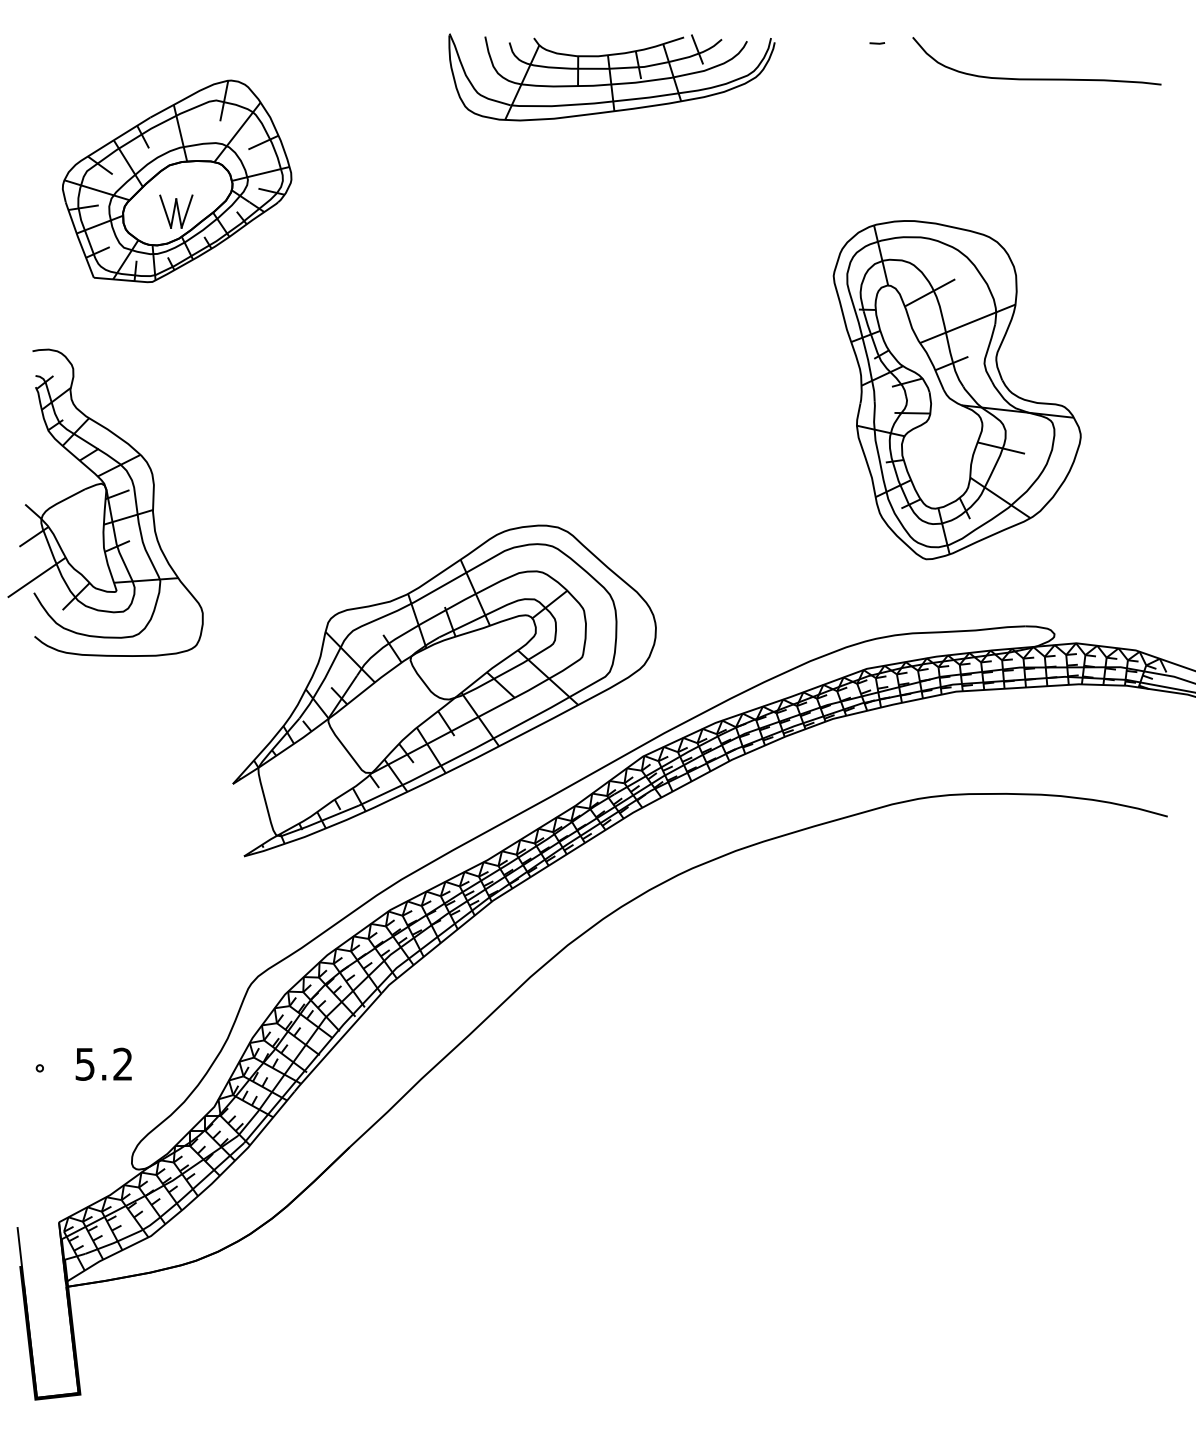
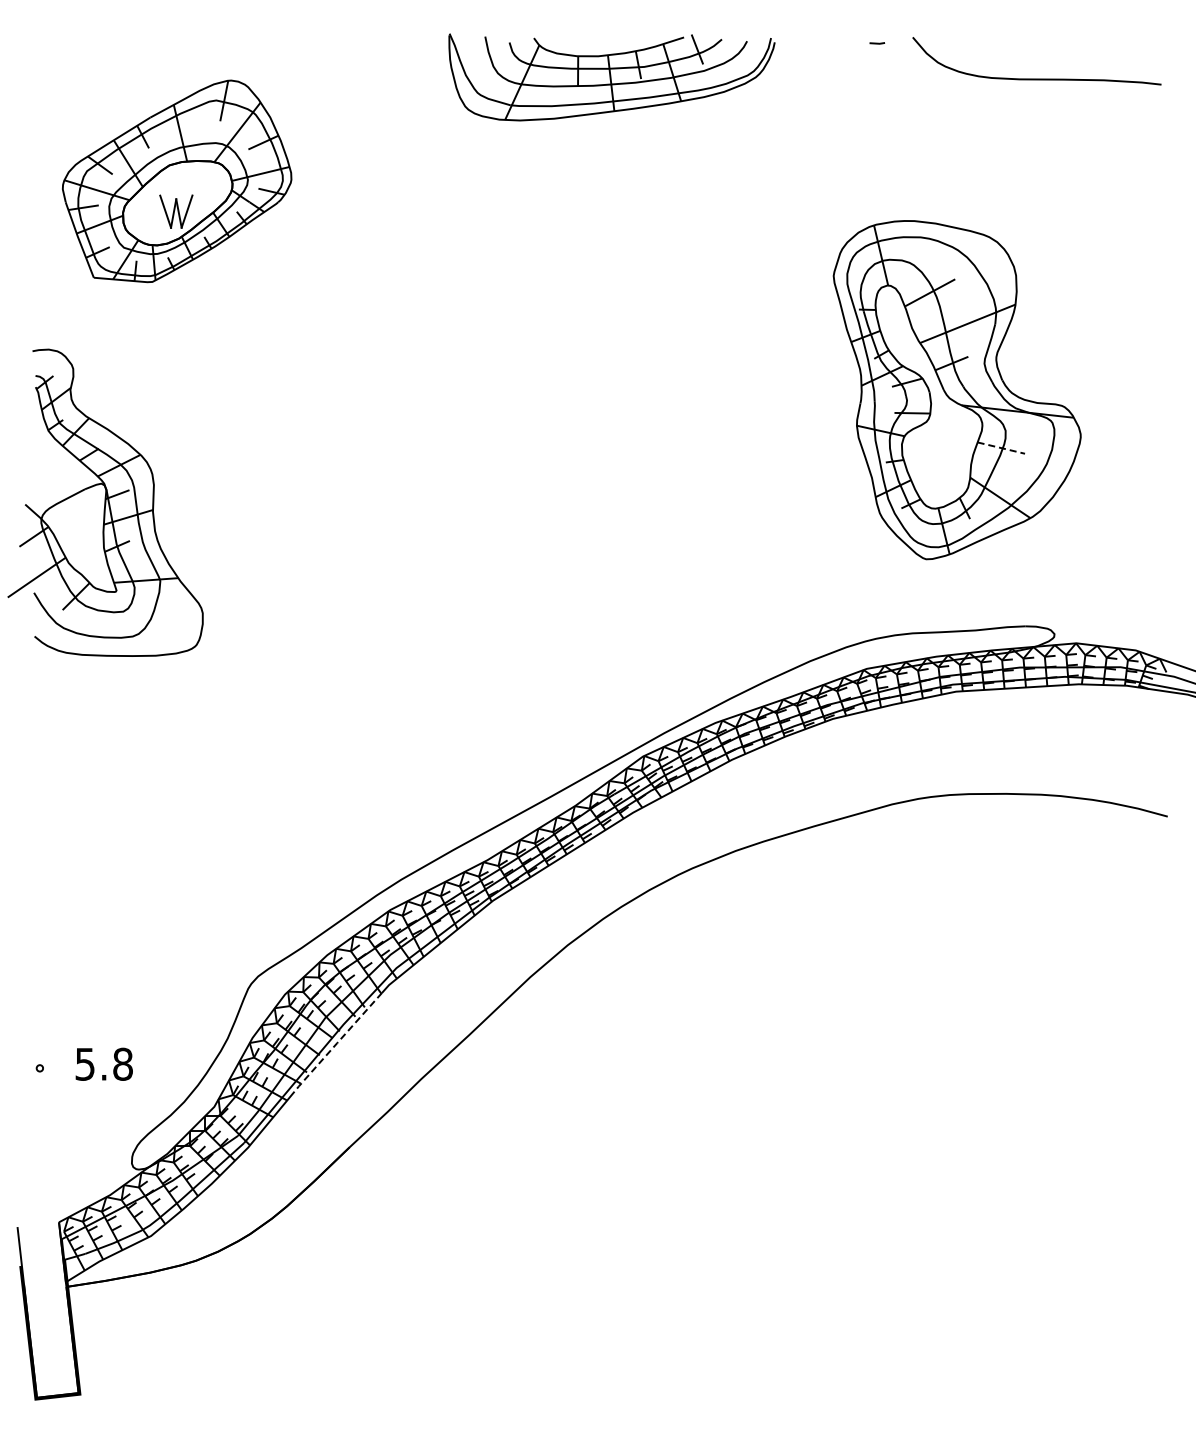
line: solid -> dashed (1001, 448)
part: present -> none (444, 690)
line: solid -> dashed (337, 1043)
text: 5.2 -> 5.8 (122, 1063)
